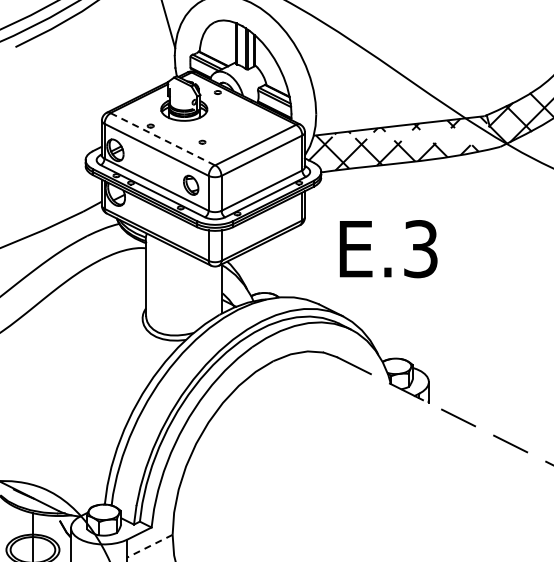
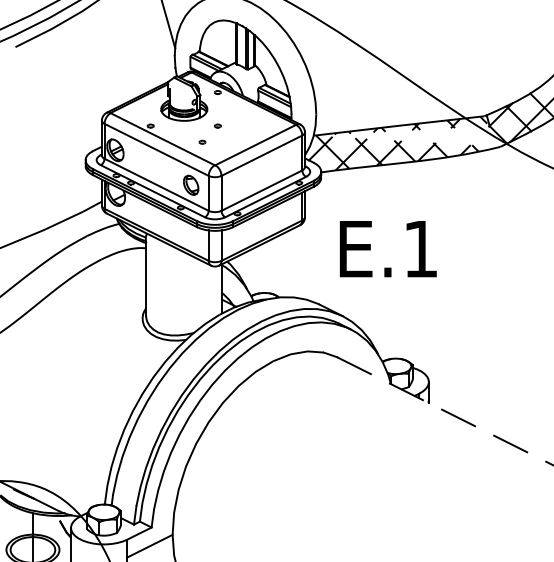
part: none -> present (217, 125)
line: dashed -> solid (162, 139)
text: E.3 -> E.1 (420, 249)
line: dashed -> solid (149, 546)
